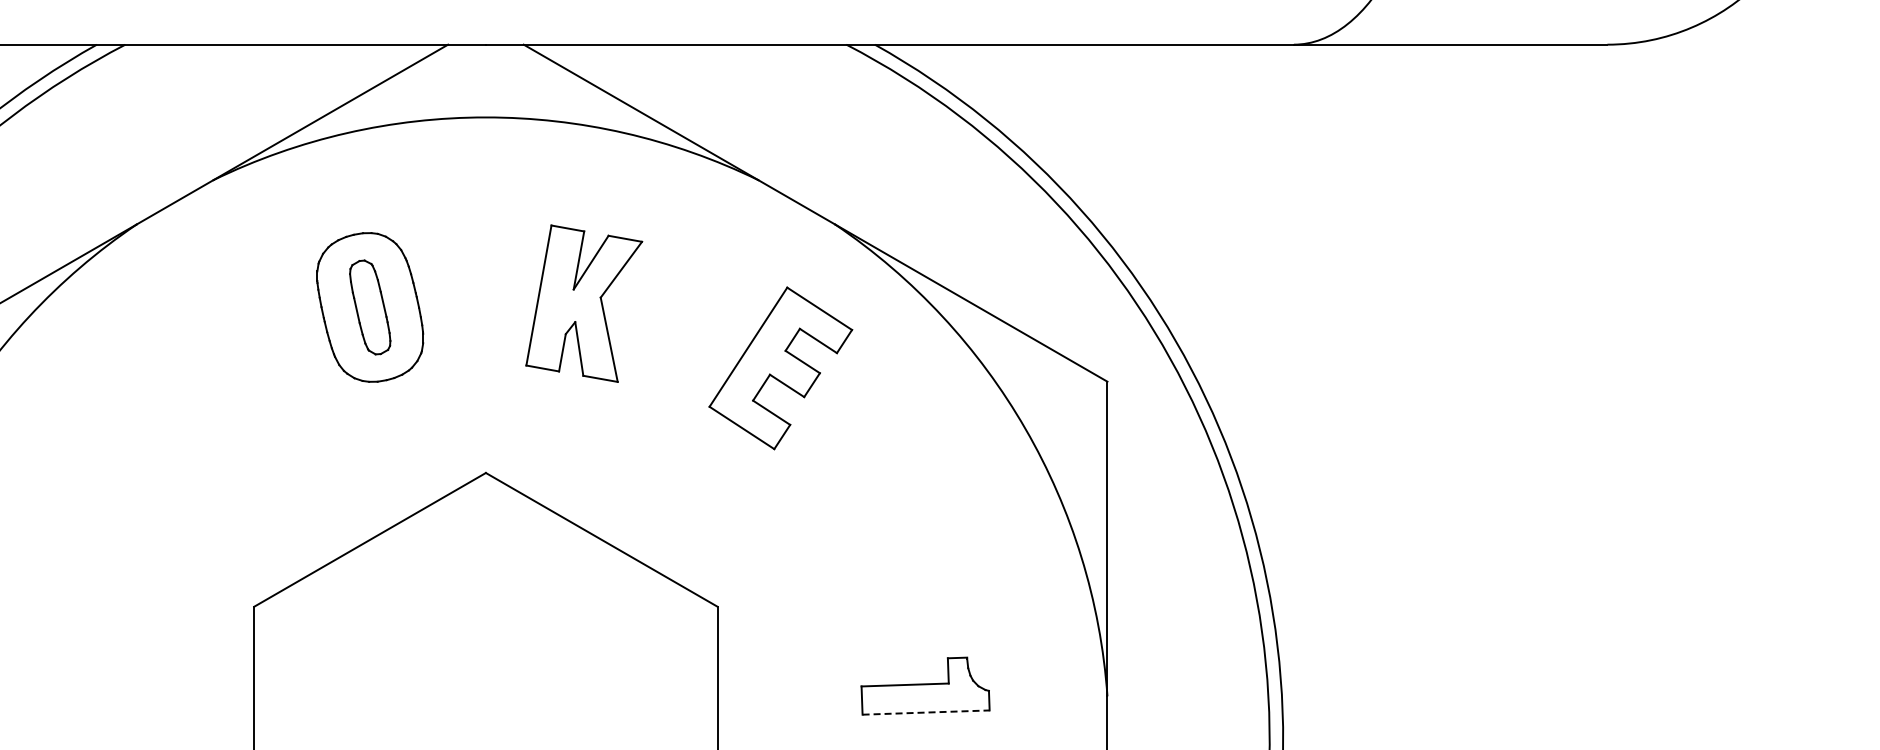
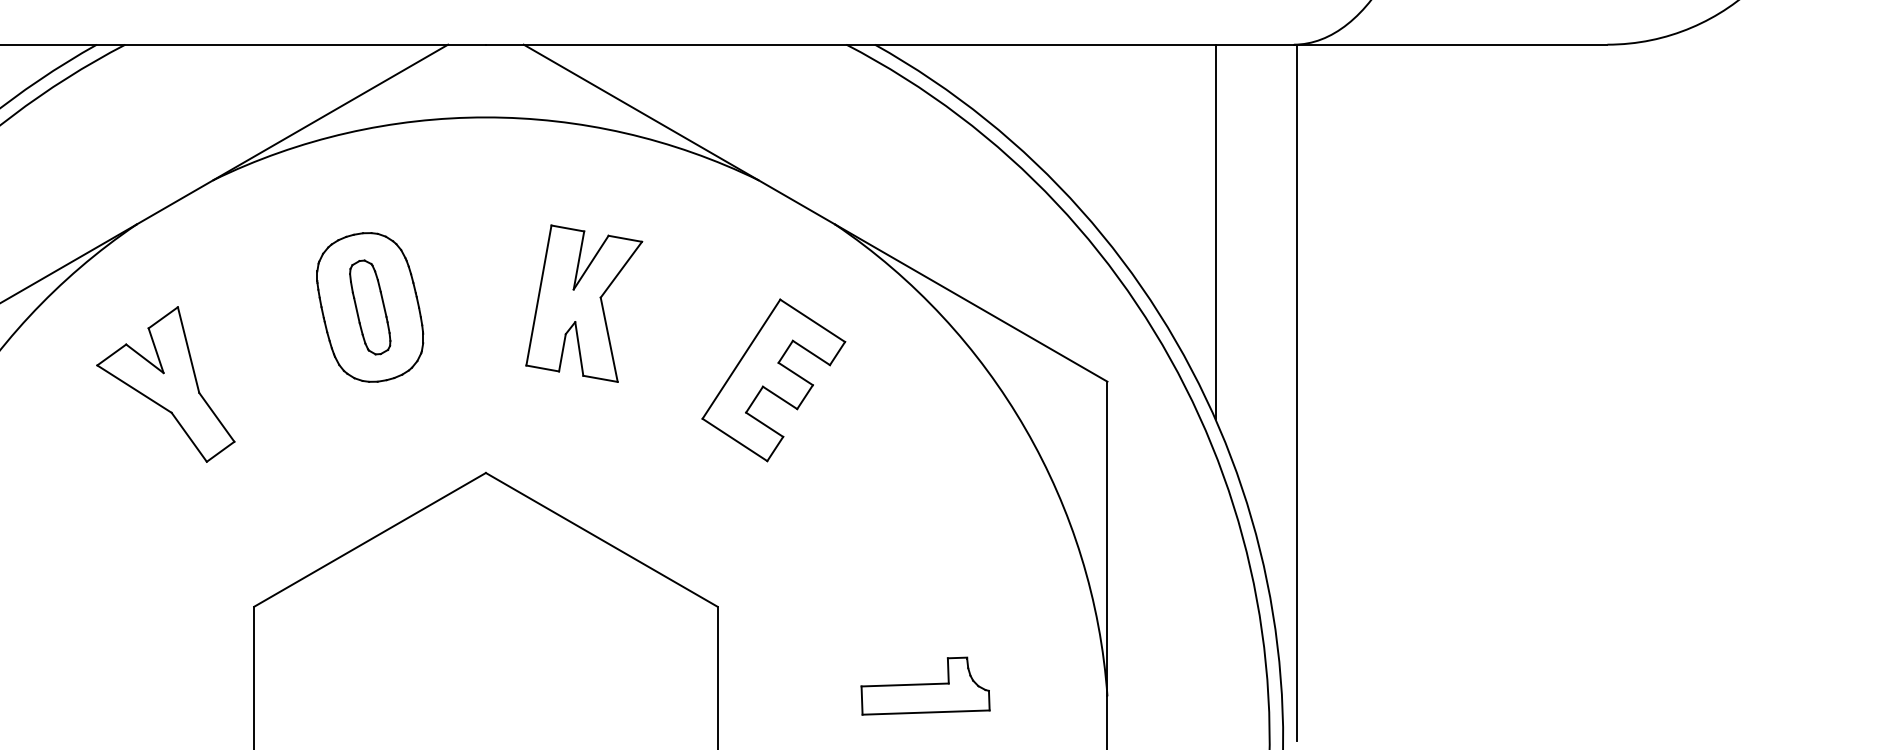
line: none -> present (1215, 231)
part position: (780, 368) -> (773, 380) (773, 380)
part: none -> present (165, 384)
line: none -> present (1296, 392)
line: dashed -> solid (926, 712)
